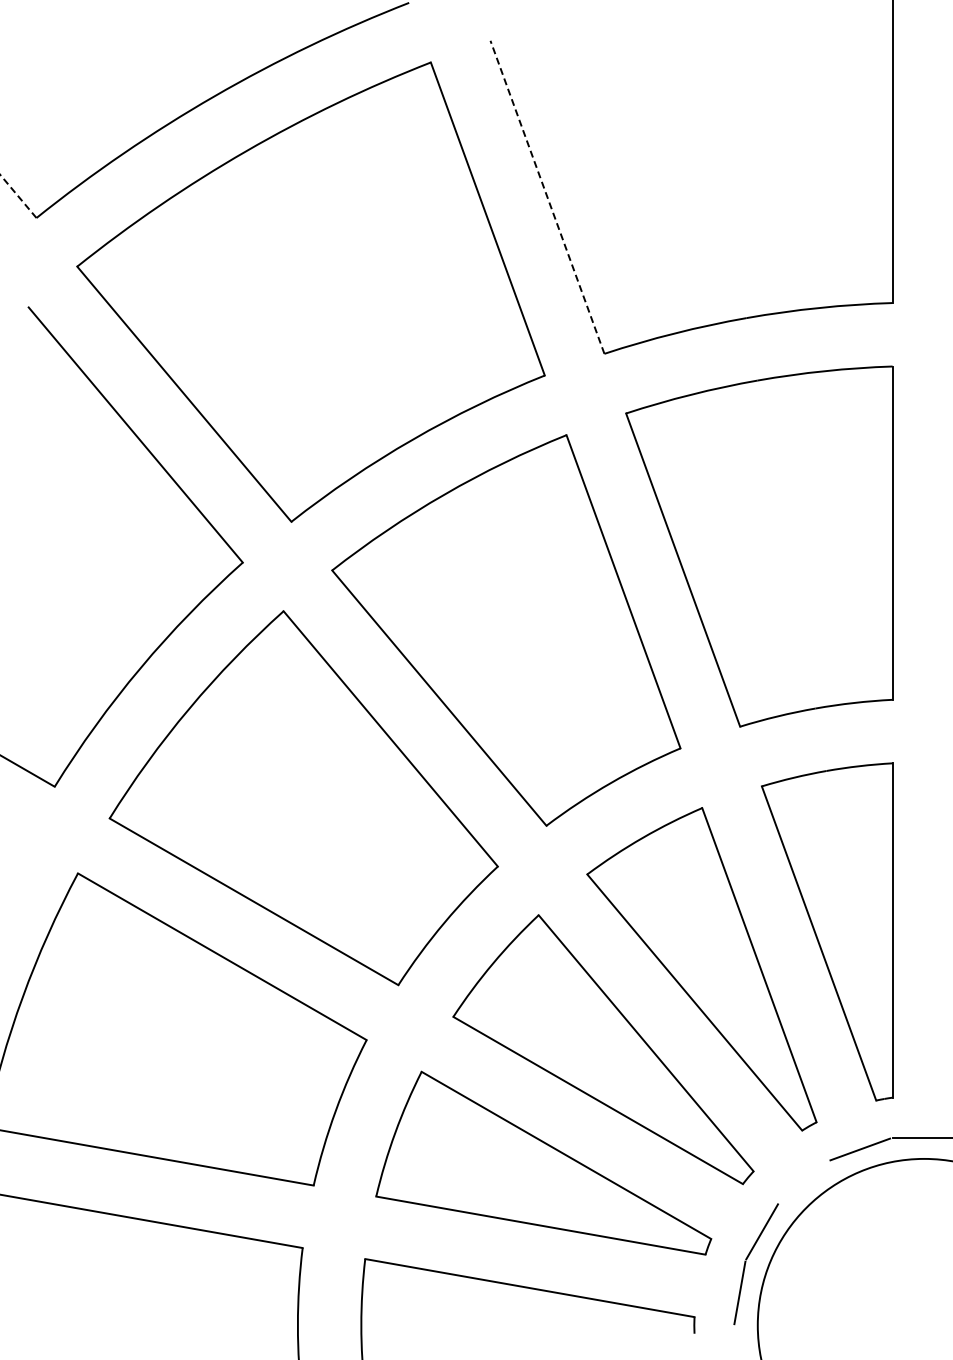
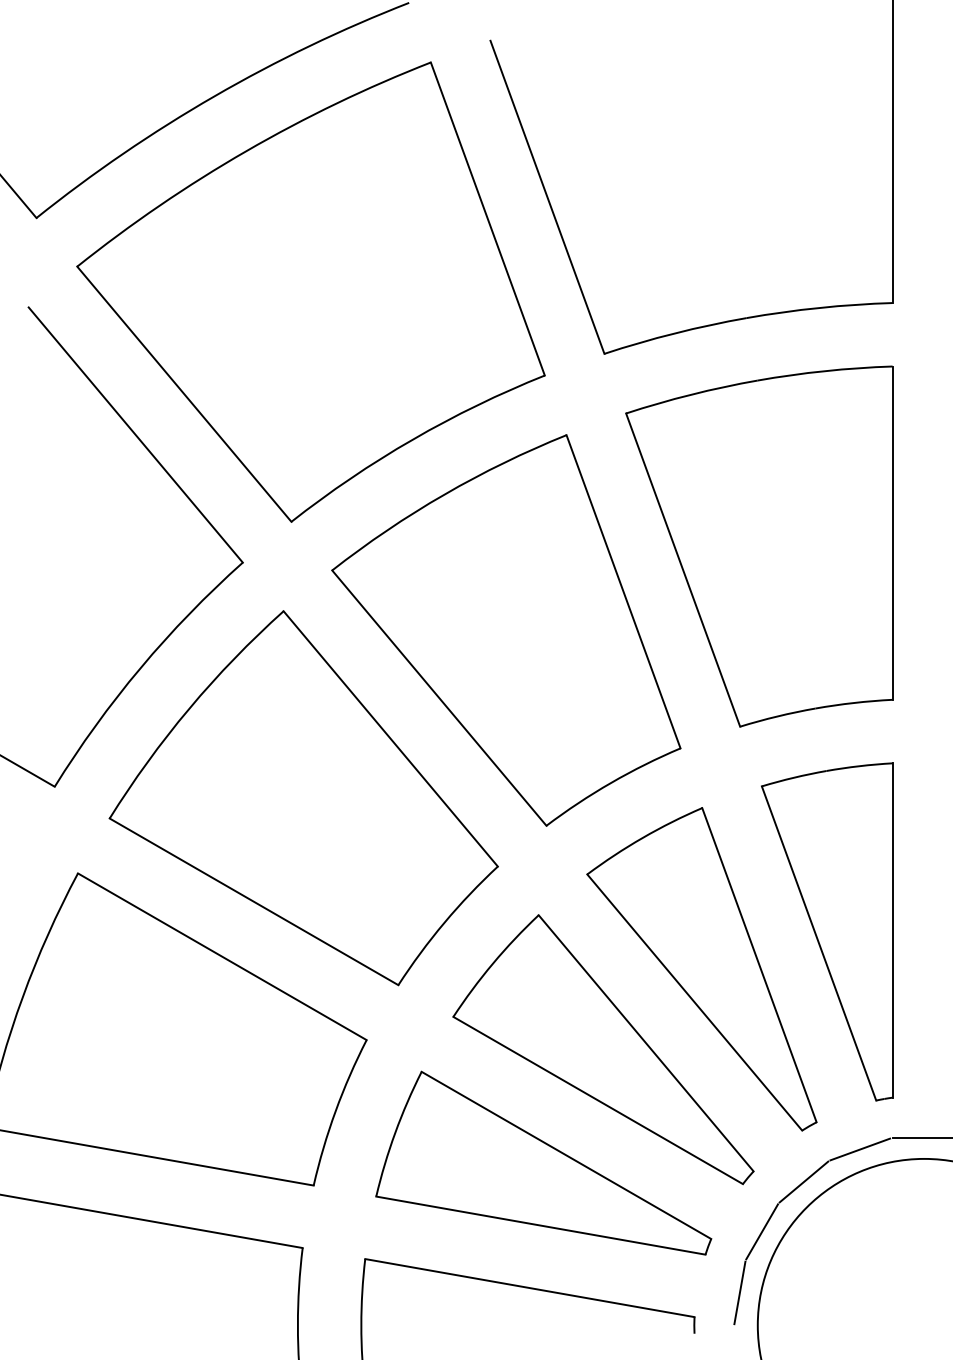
line: dashed -> solid (18, 196)
line: dashed -> solid (547, 197)
line: none -> present (803, 1181)
